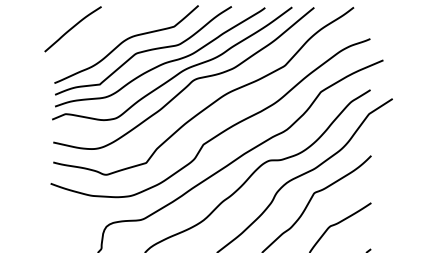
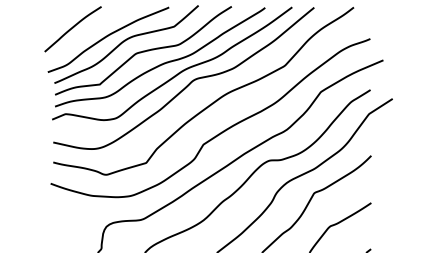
curve: none -> present (107, 37)
